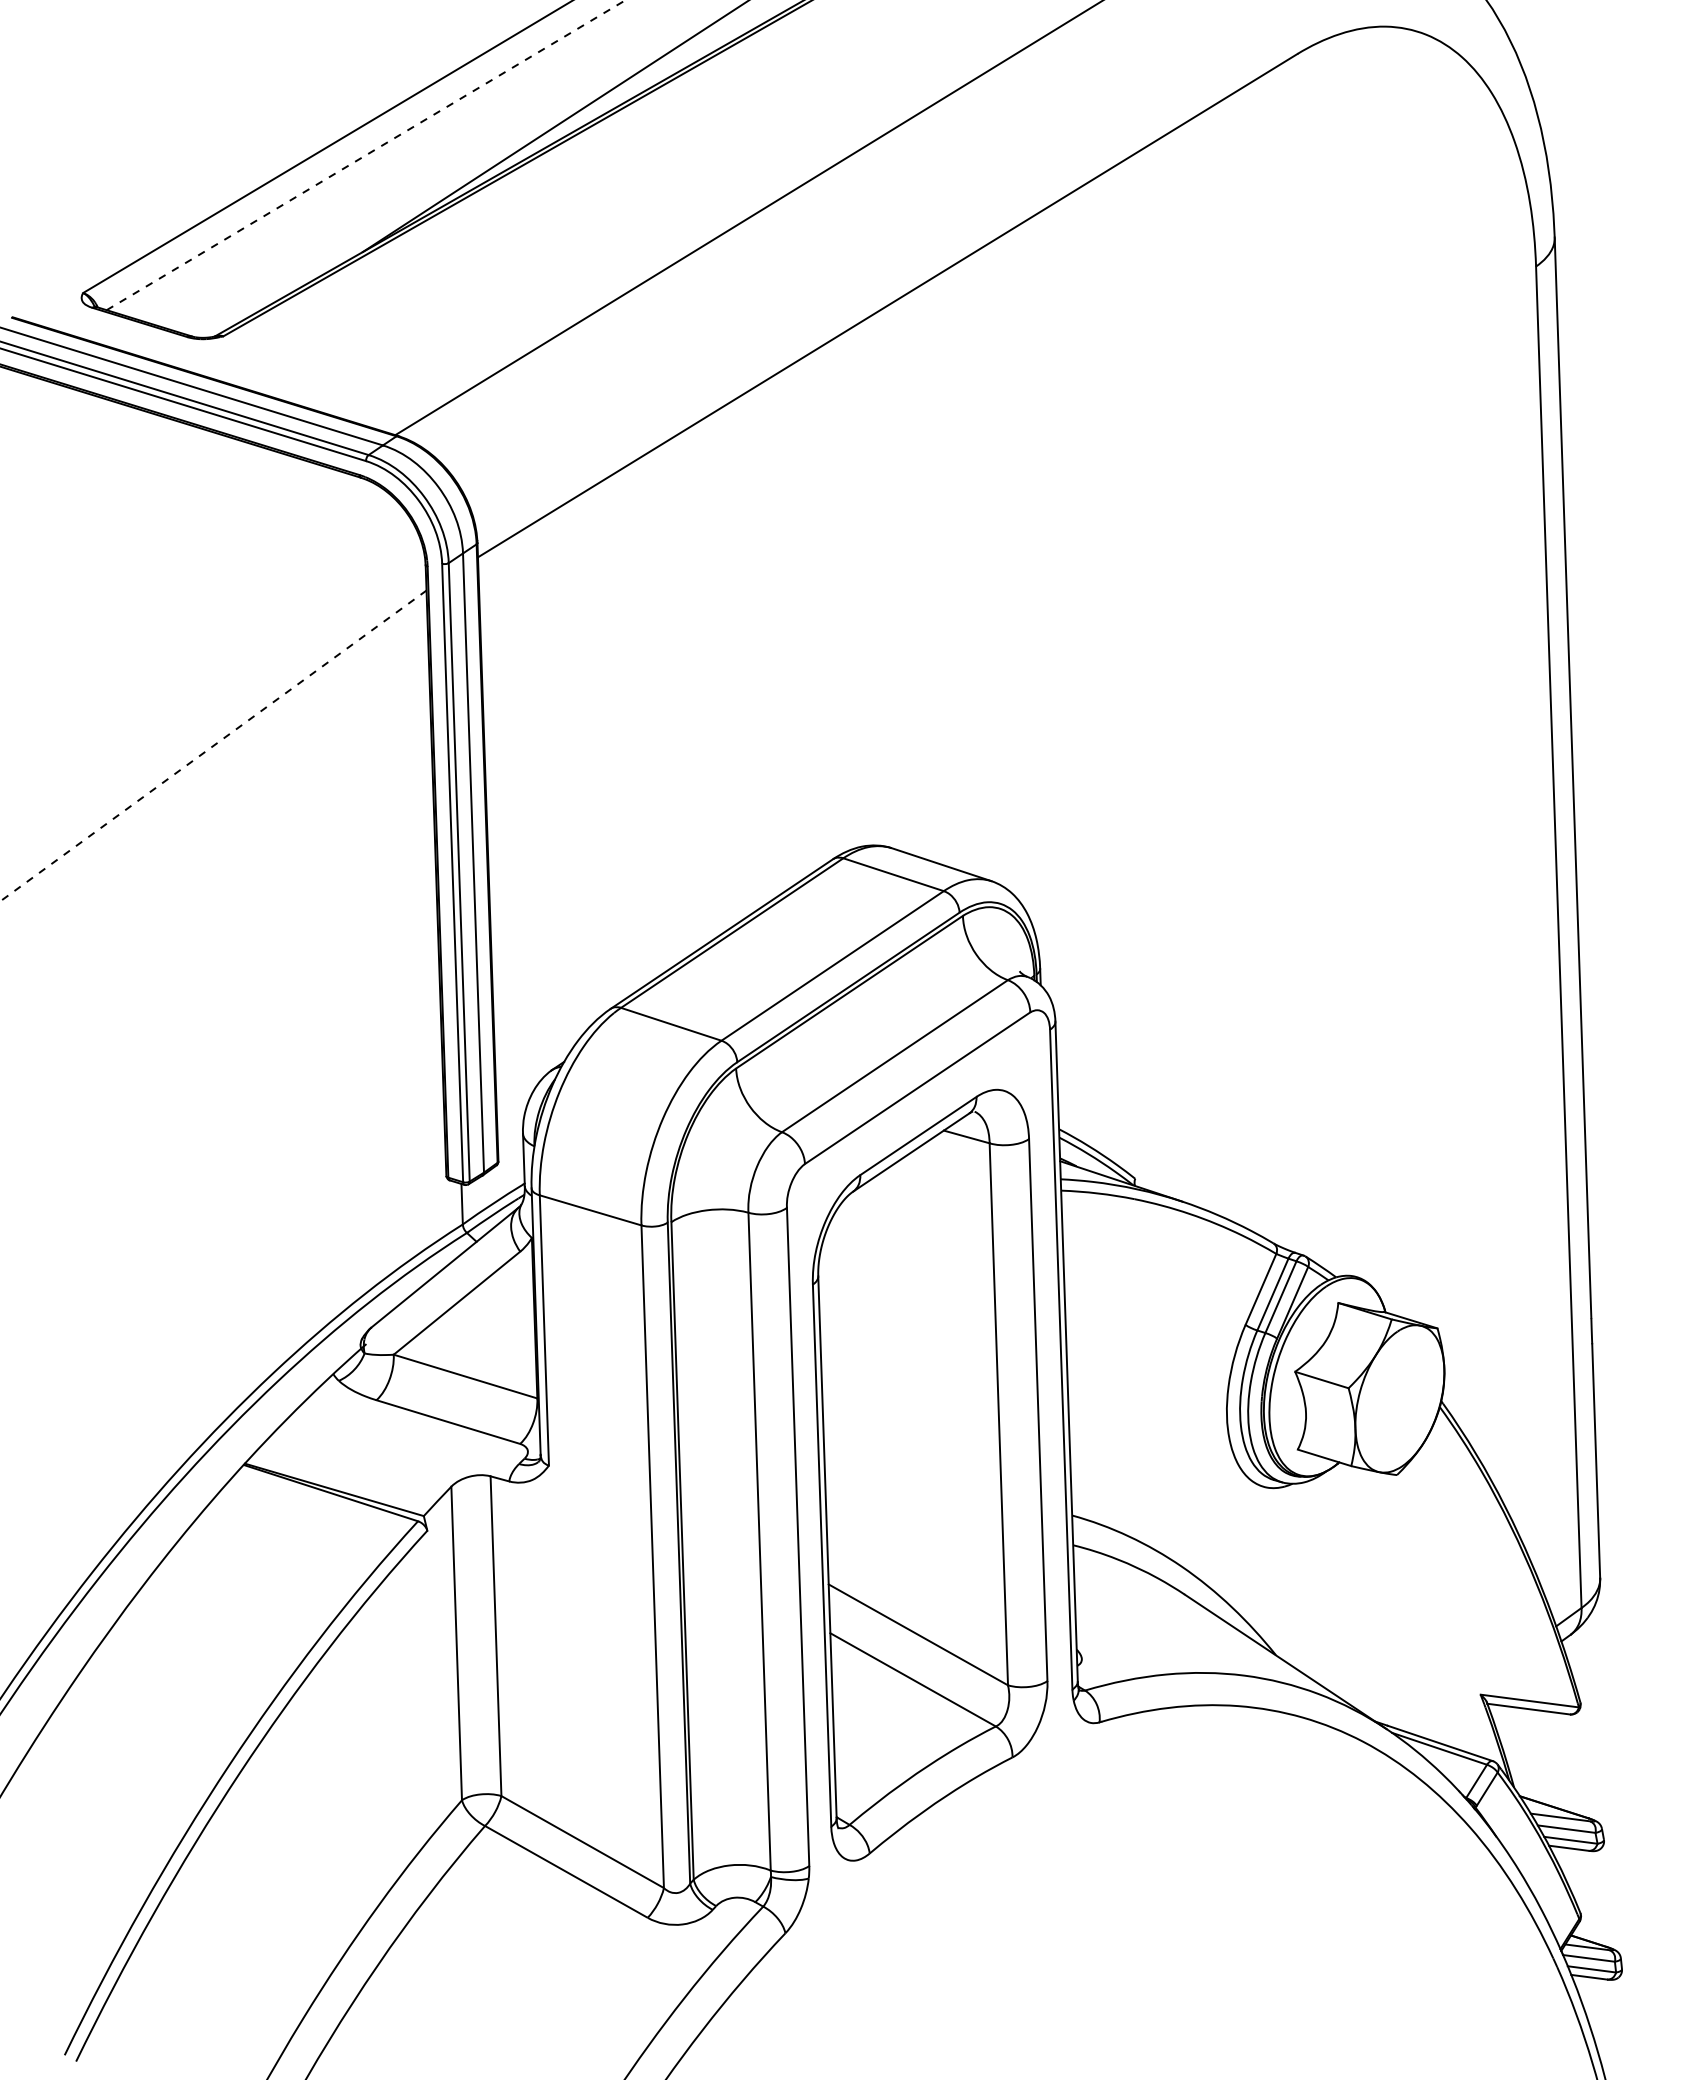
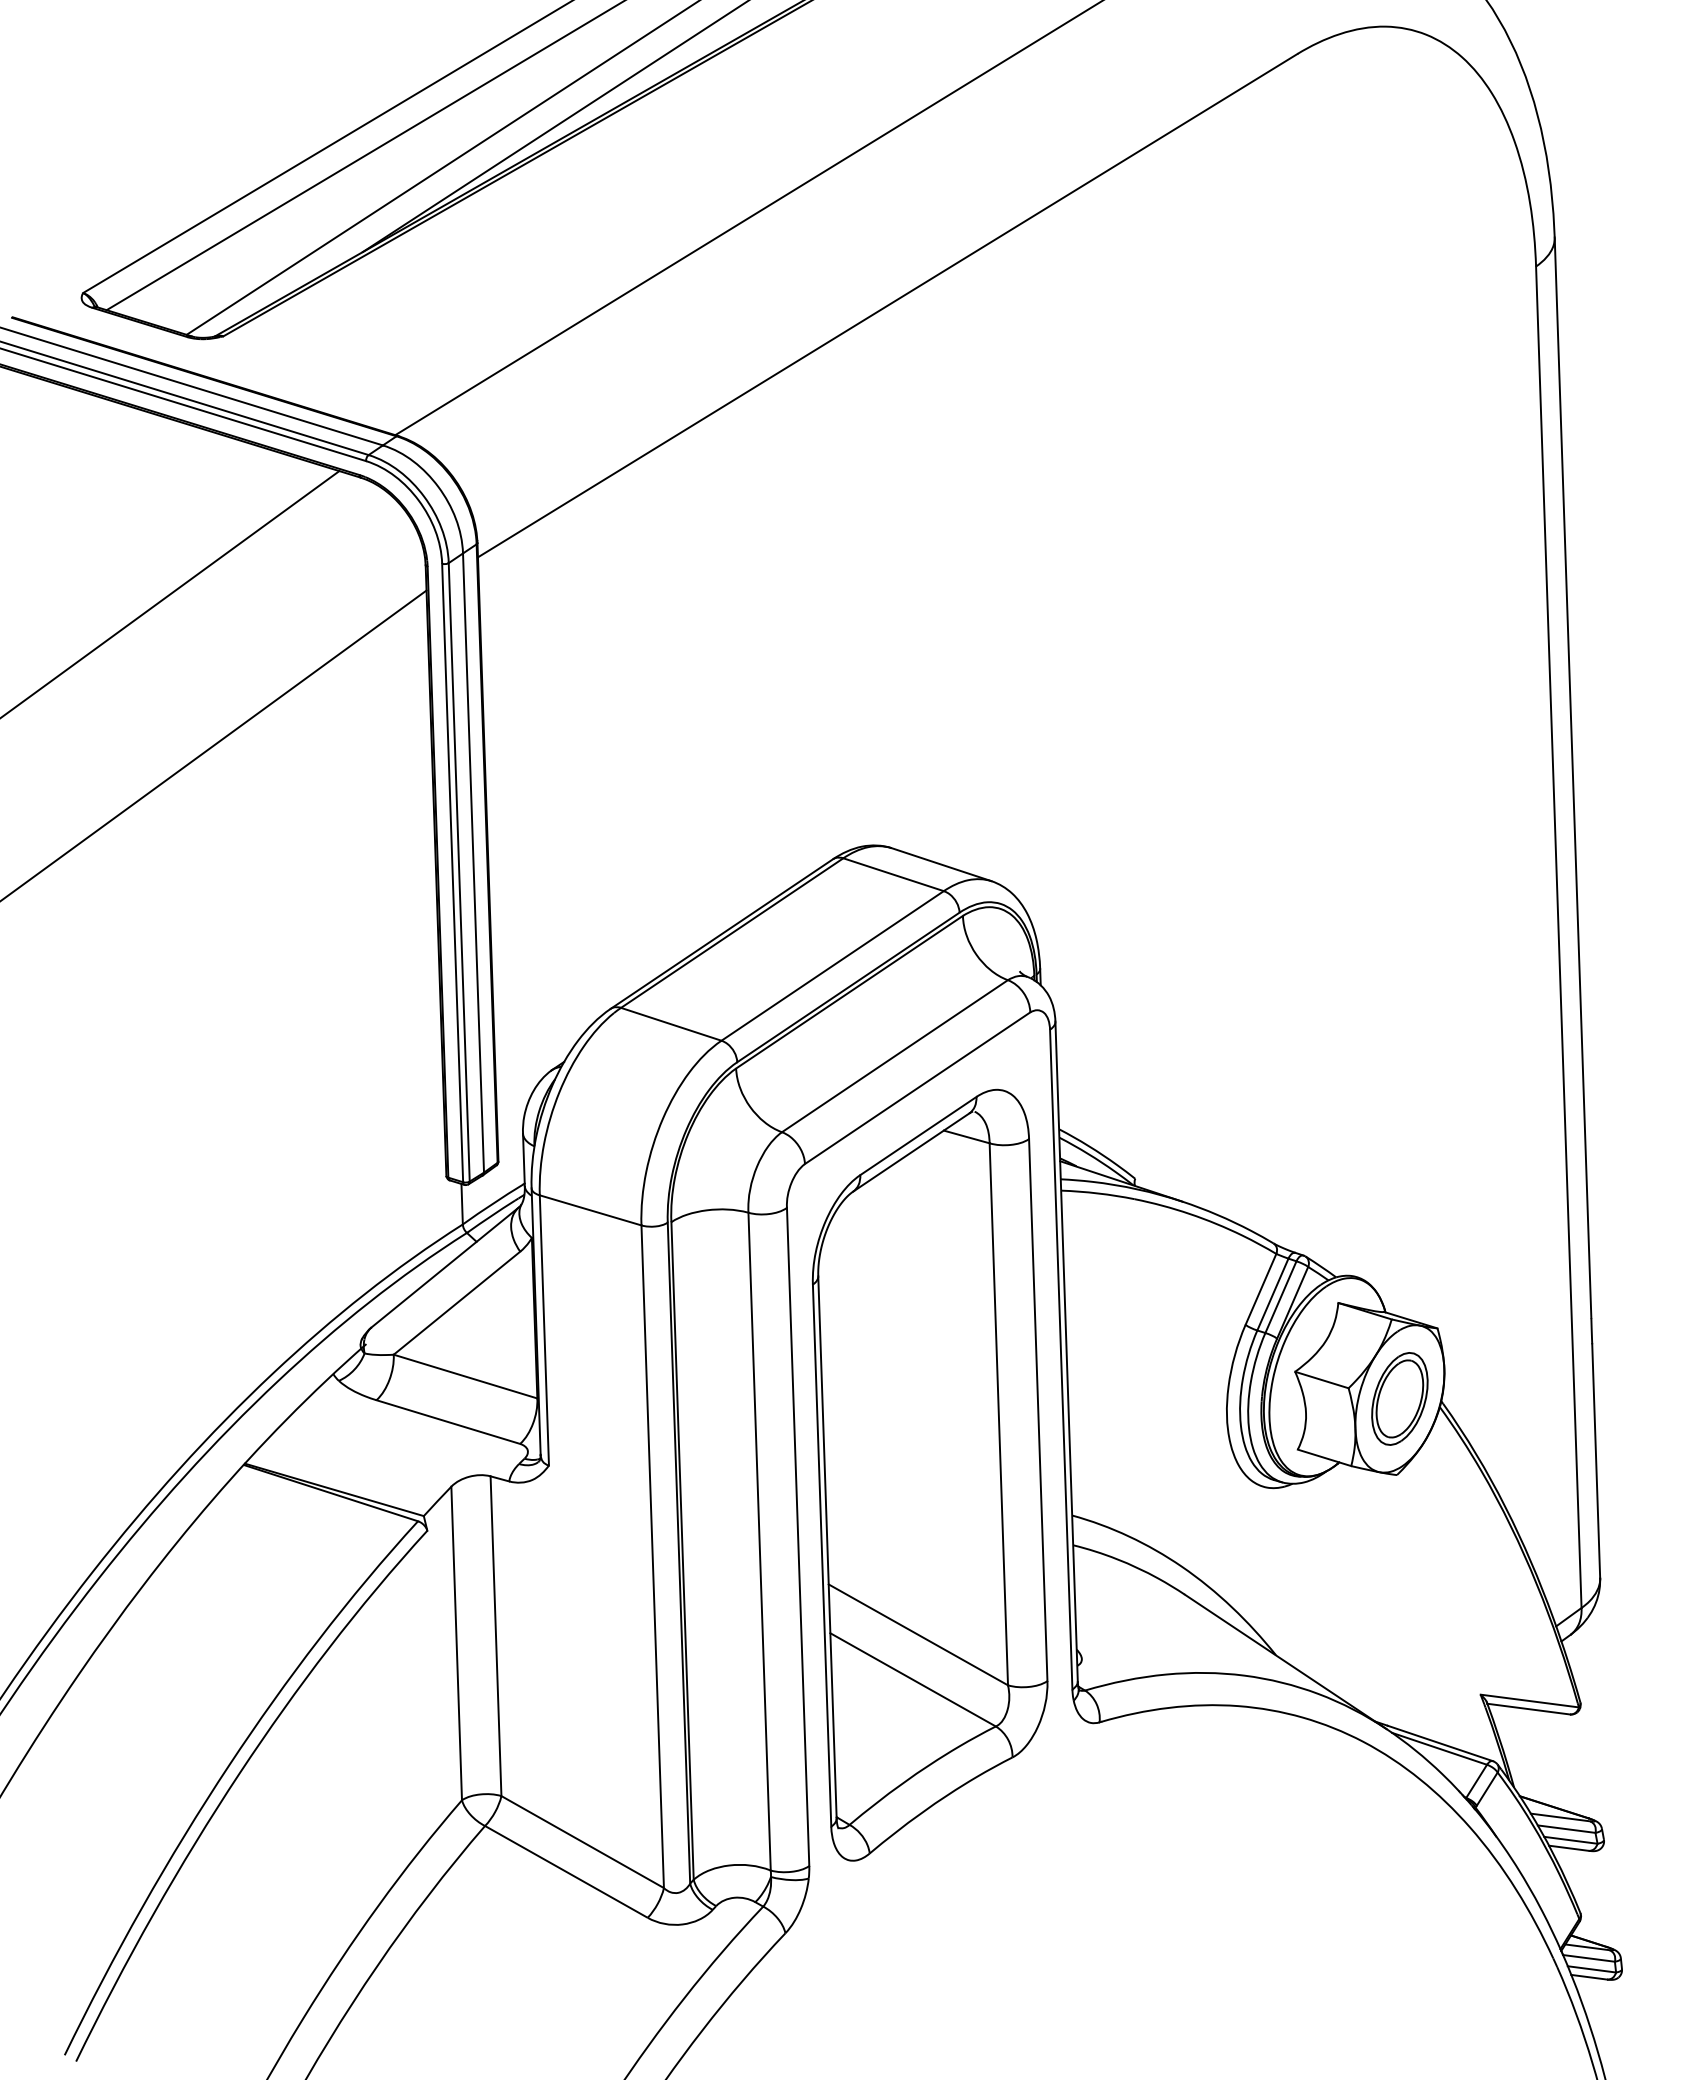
line: dashed -> solid (365, 155)
line: none -> present (441, 168)
line: none -> present (170, 593)
line: dashed -> solid (213, 746)
part: none -> present (1399, 1398)
